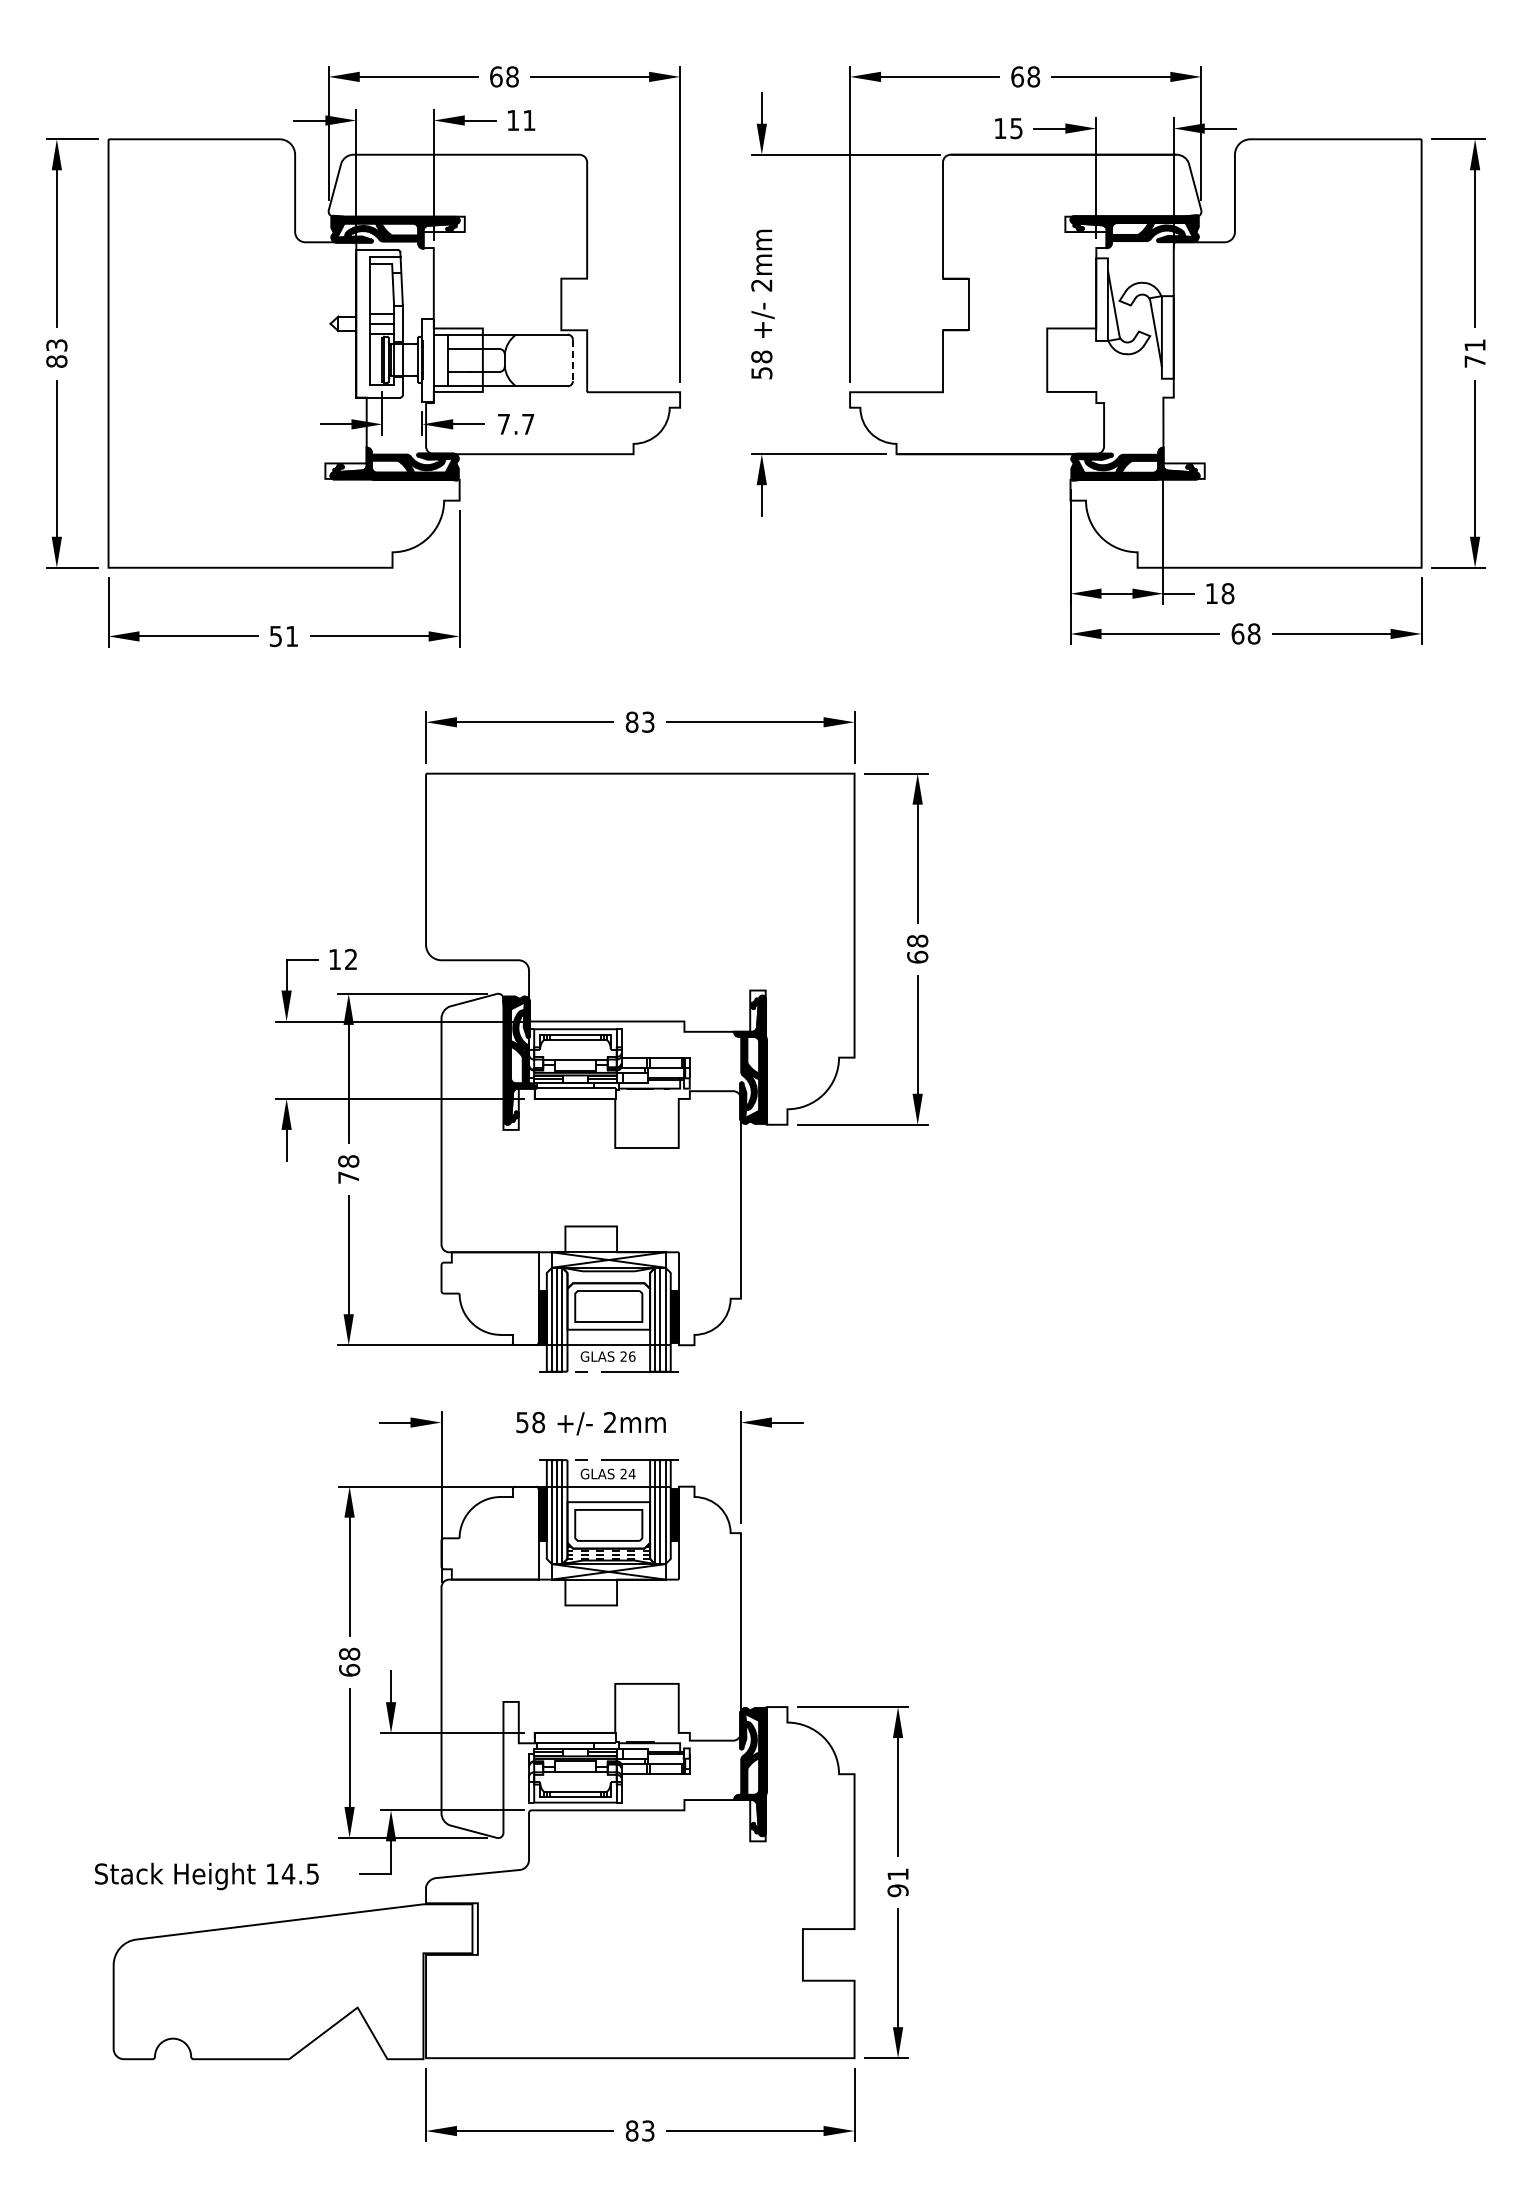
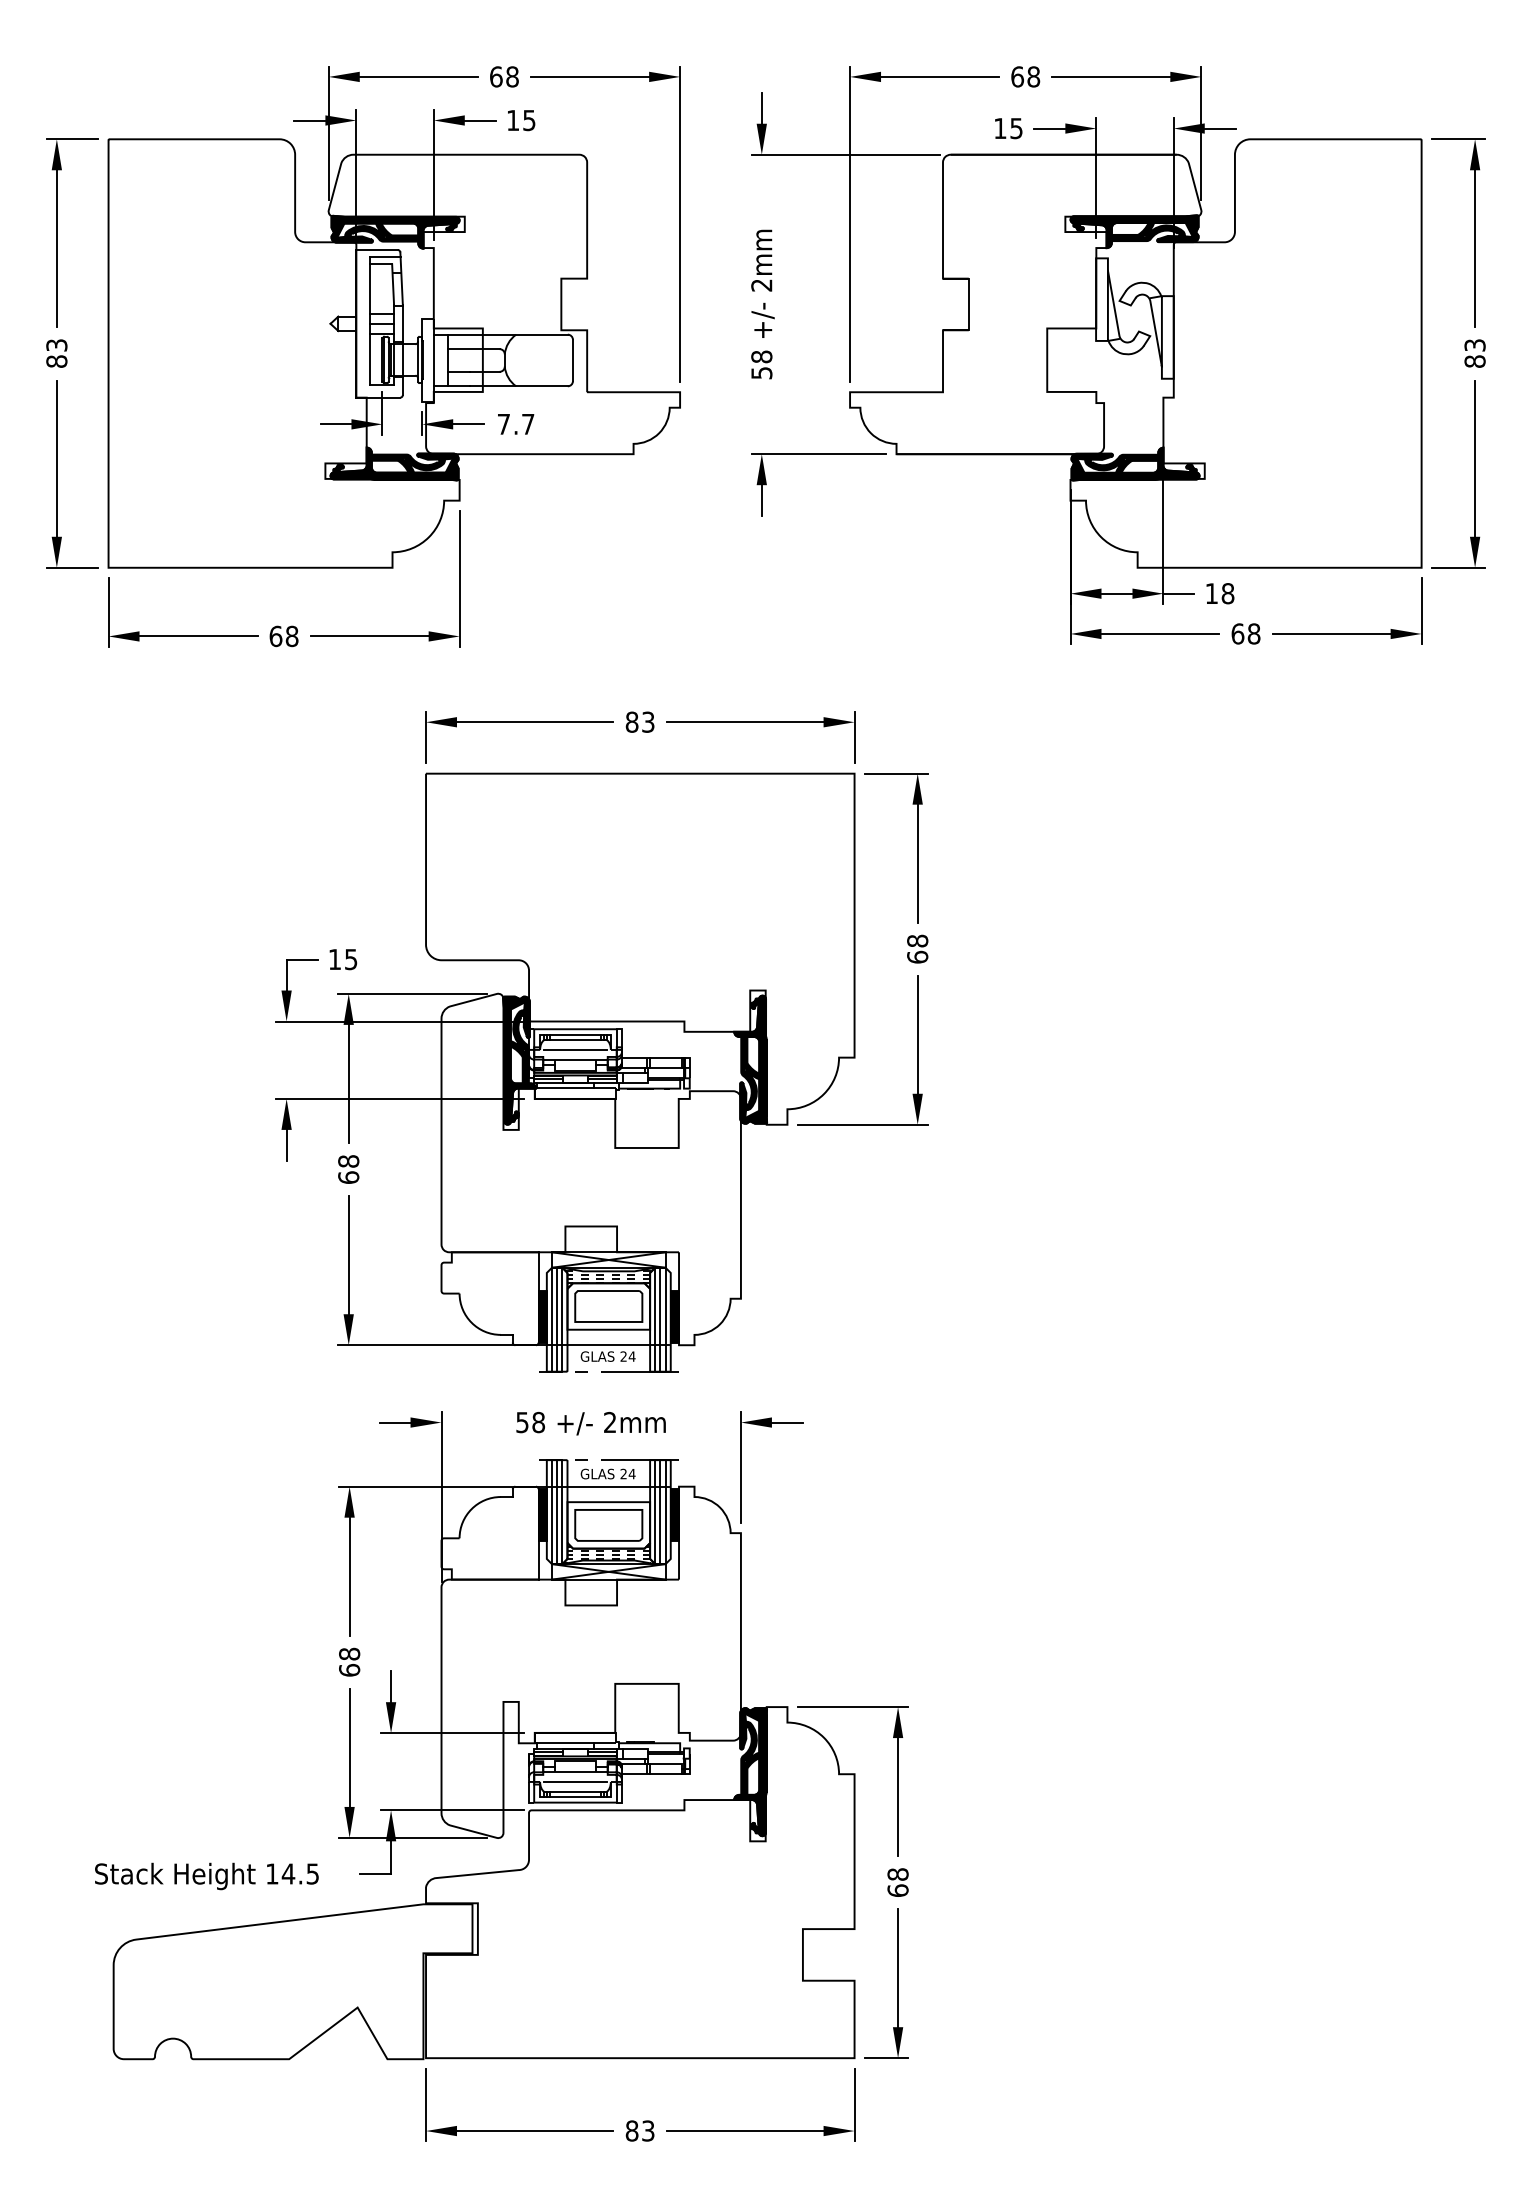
text: 11 -> 15 (529, 120)
text: 71 -> 83 (1474, 353)
line: dashed -> solid (572, 360)
text: 51 -> 68 (283, 636)
text: 12 -> 15 (351, 959)
line: none -> present (575, 1049)
text: 78 -> 68 (348, 1177)
hatch: none -> present (607, 1278)
text: 26 -> 24 (631, 1356)
line: none -> present (575, 1781)
text: 91 -> 68 (897, 1882)
